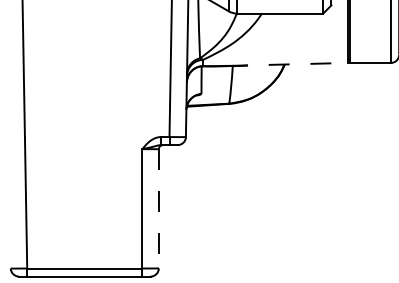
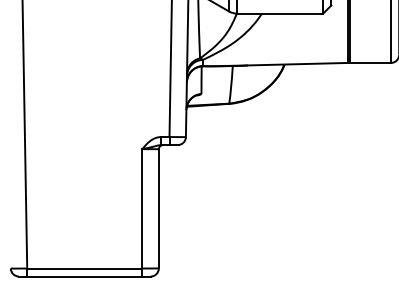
line: dashed -> solid (287, 64)
line: dashed -> solid (158, 208)
